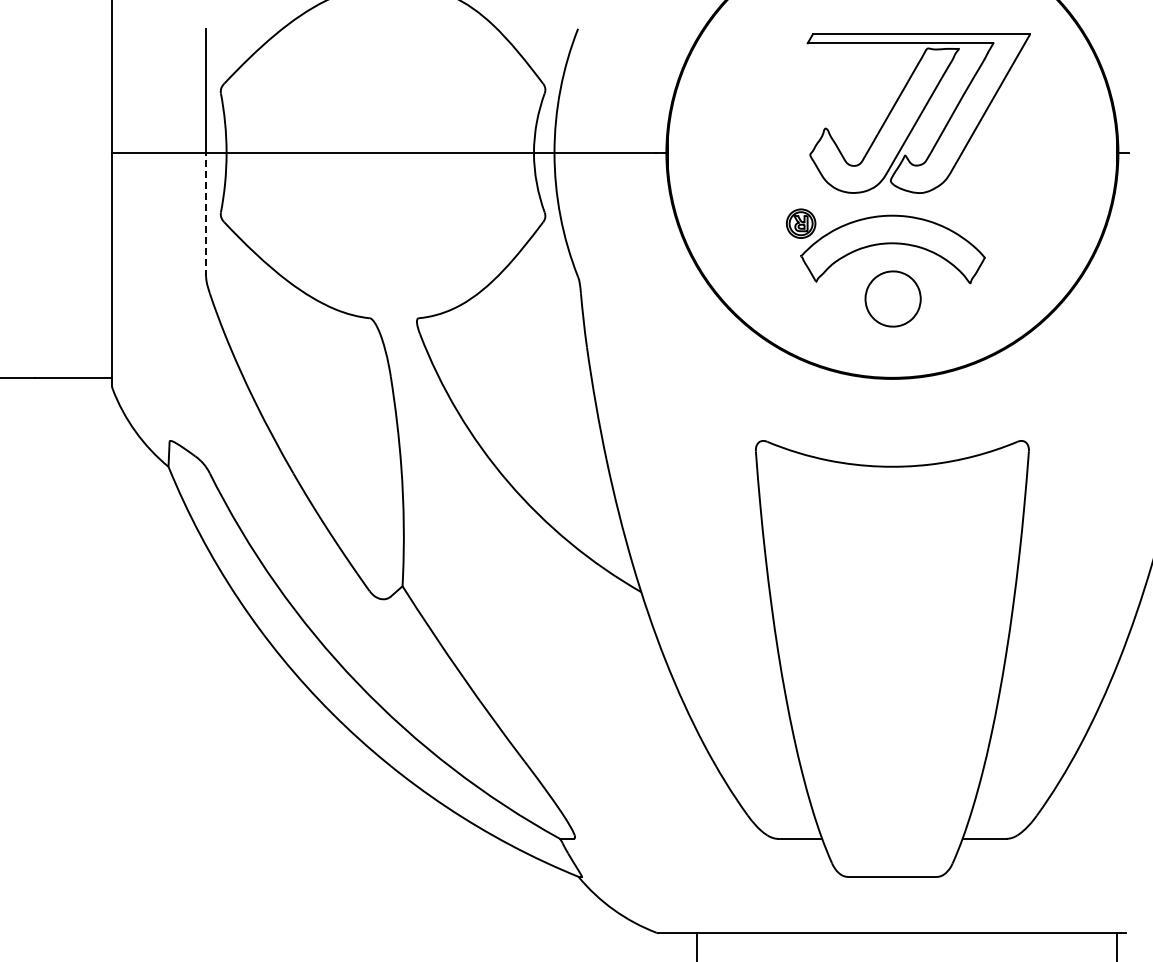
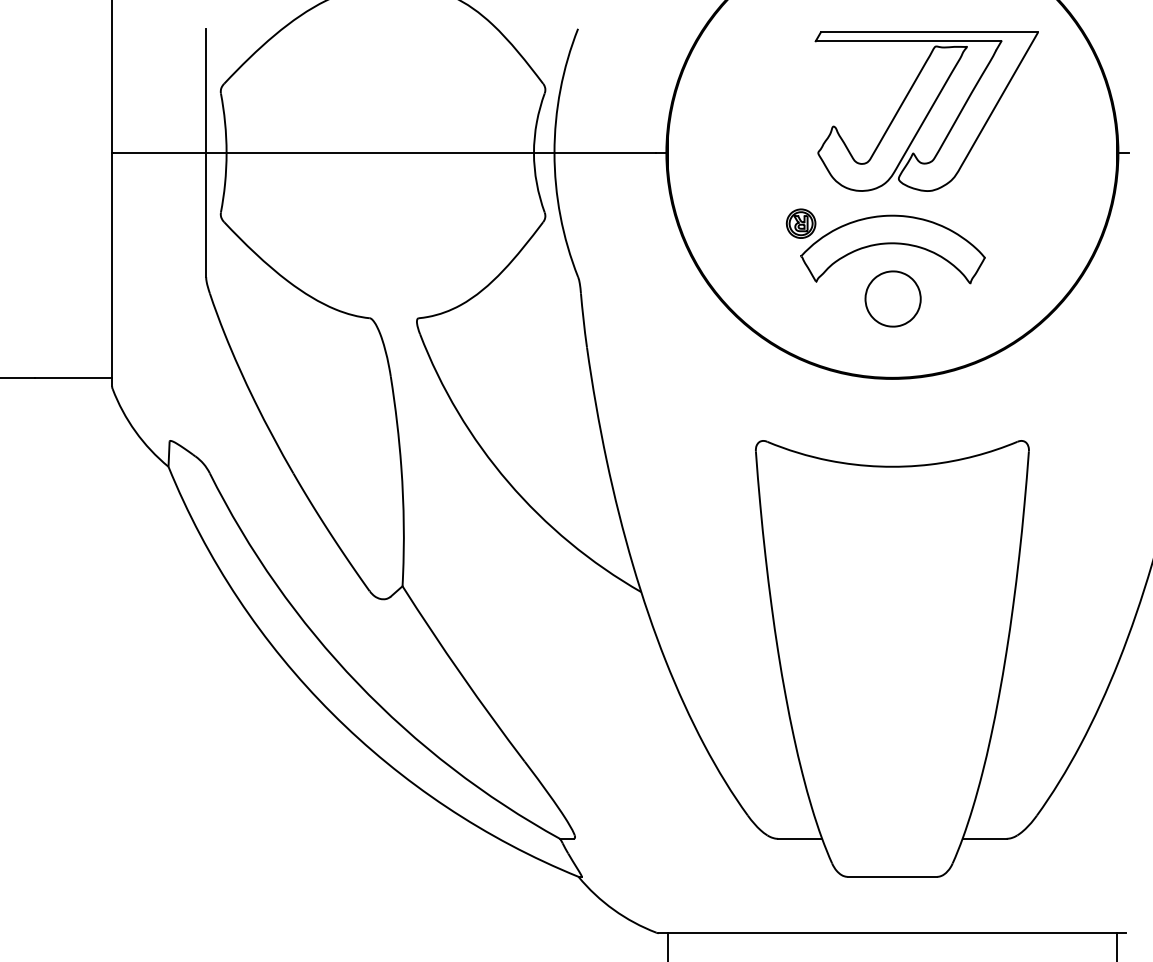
part position: (918, 113) -> (926, 111) (926, 111)
line: dashed -> solid (206, 214)
line position: (696, 945) -> (667, 945) (667, 945)
